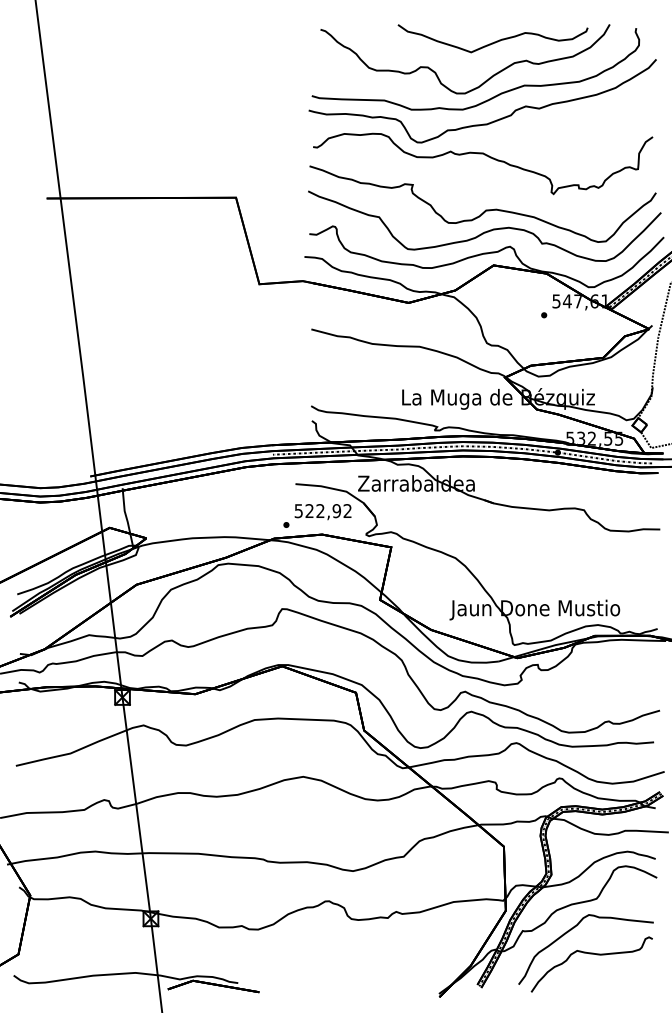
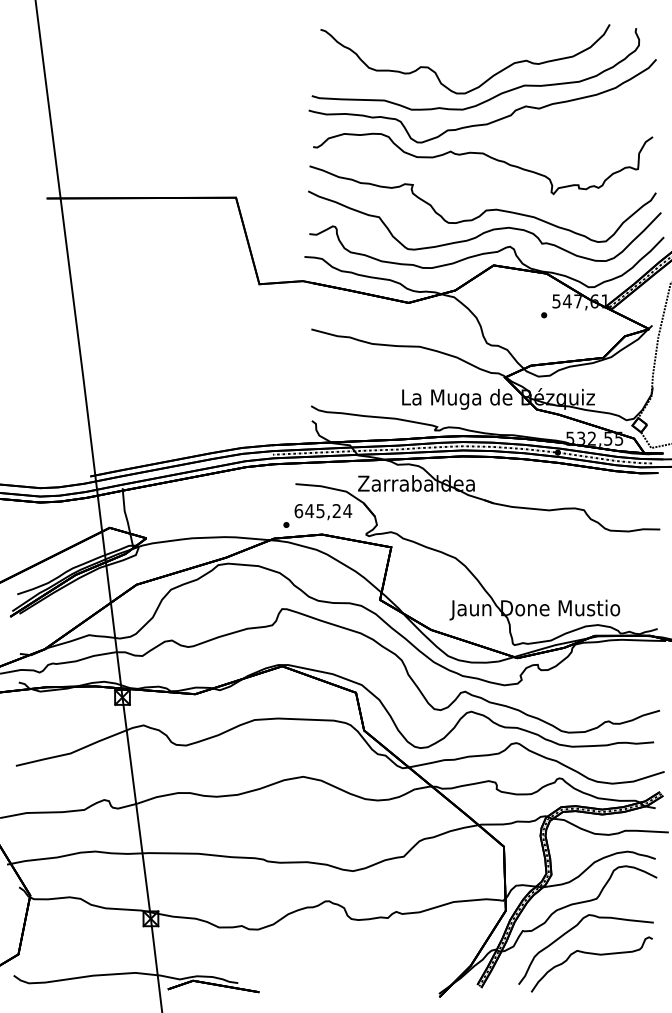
curve: present -> none (494, 41)
text: 522,92 -> 645,24 (323, 511)
